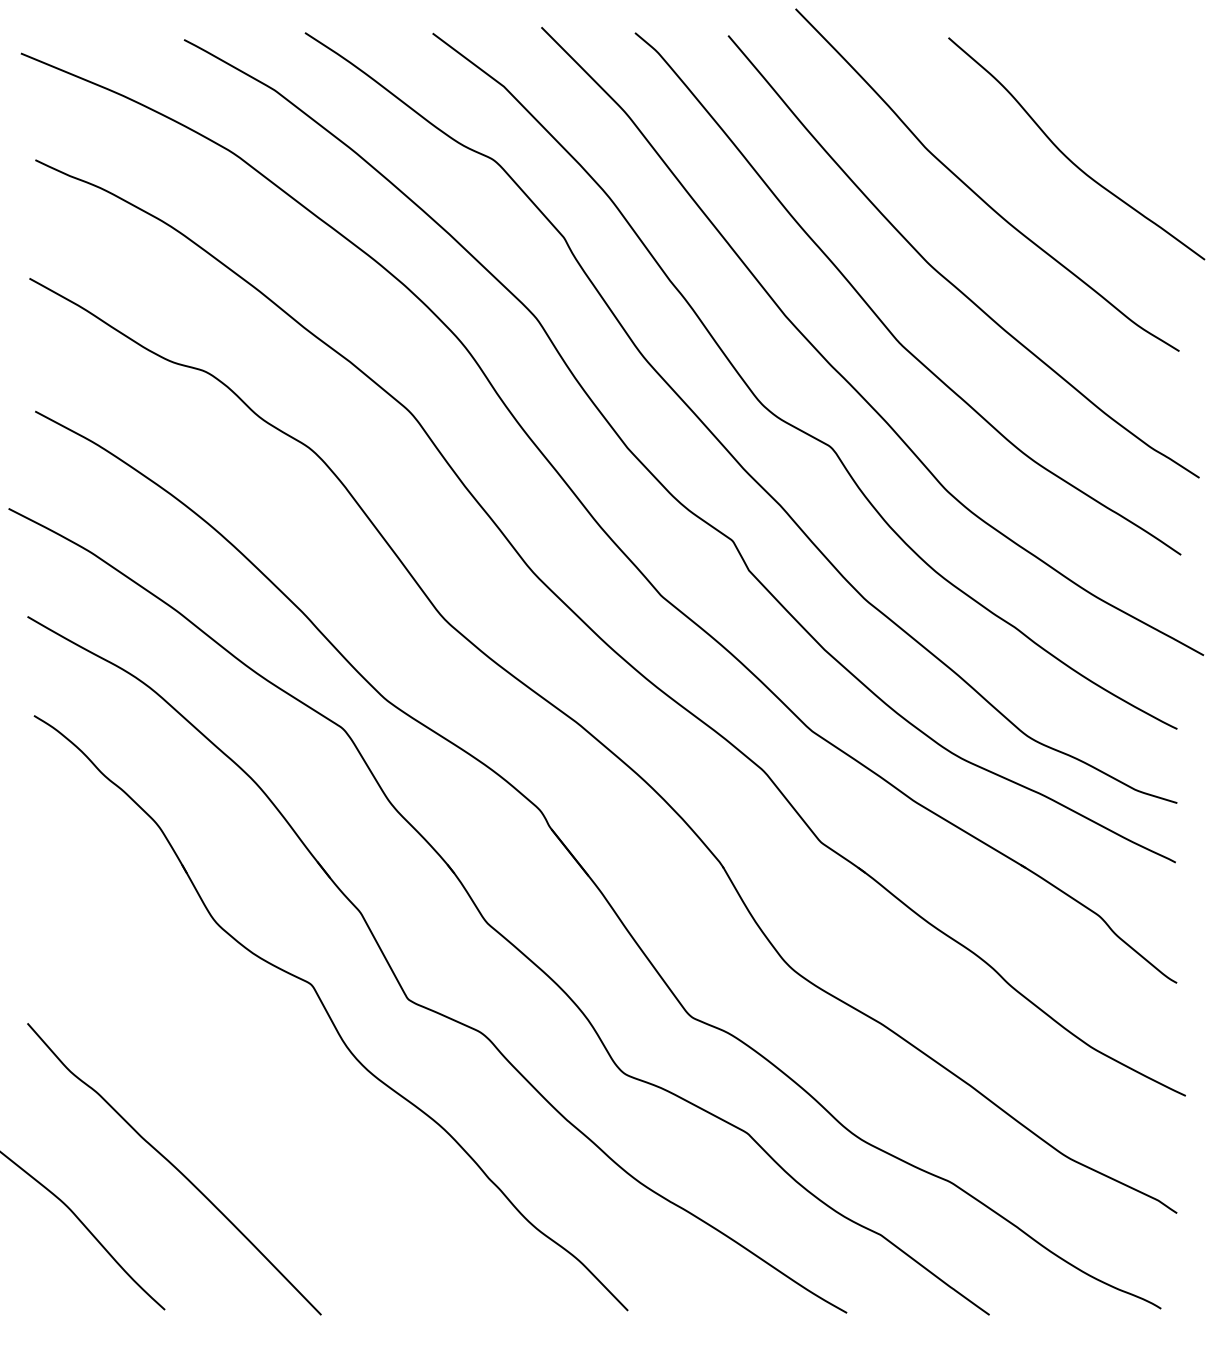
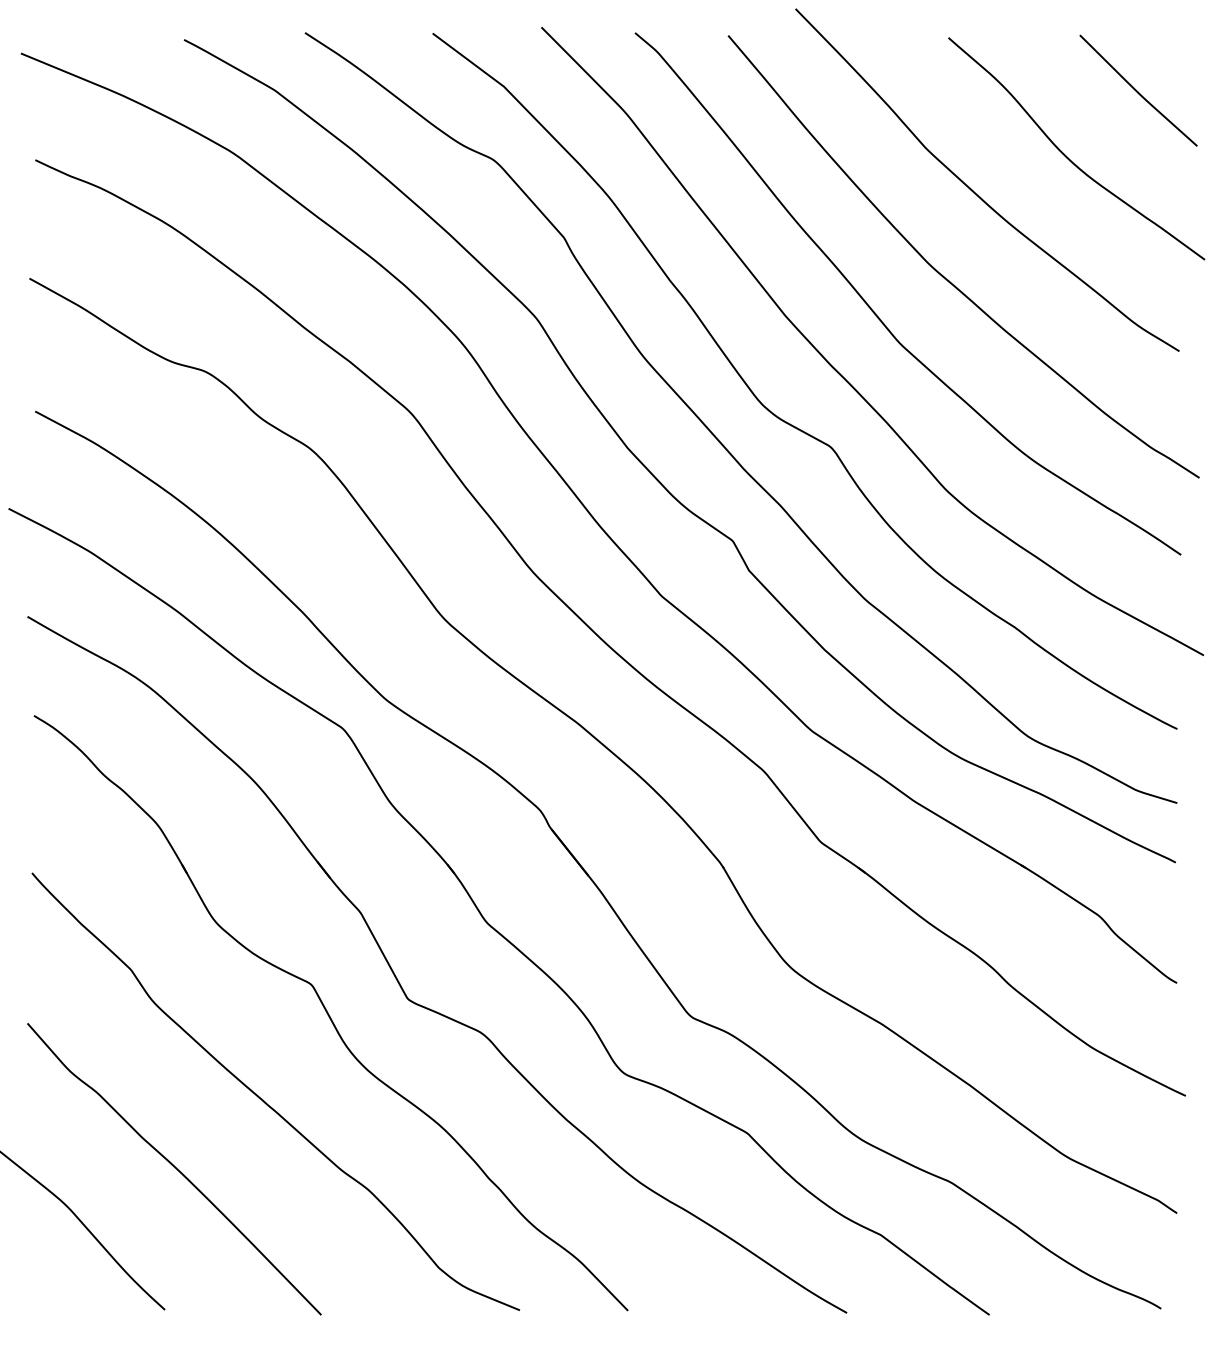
curve: none -> present (1137, 90)
curve: none -> present (265, 1101)
